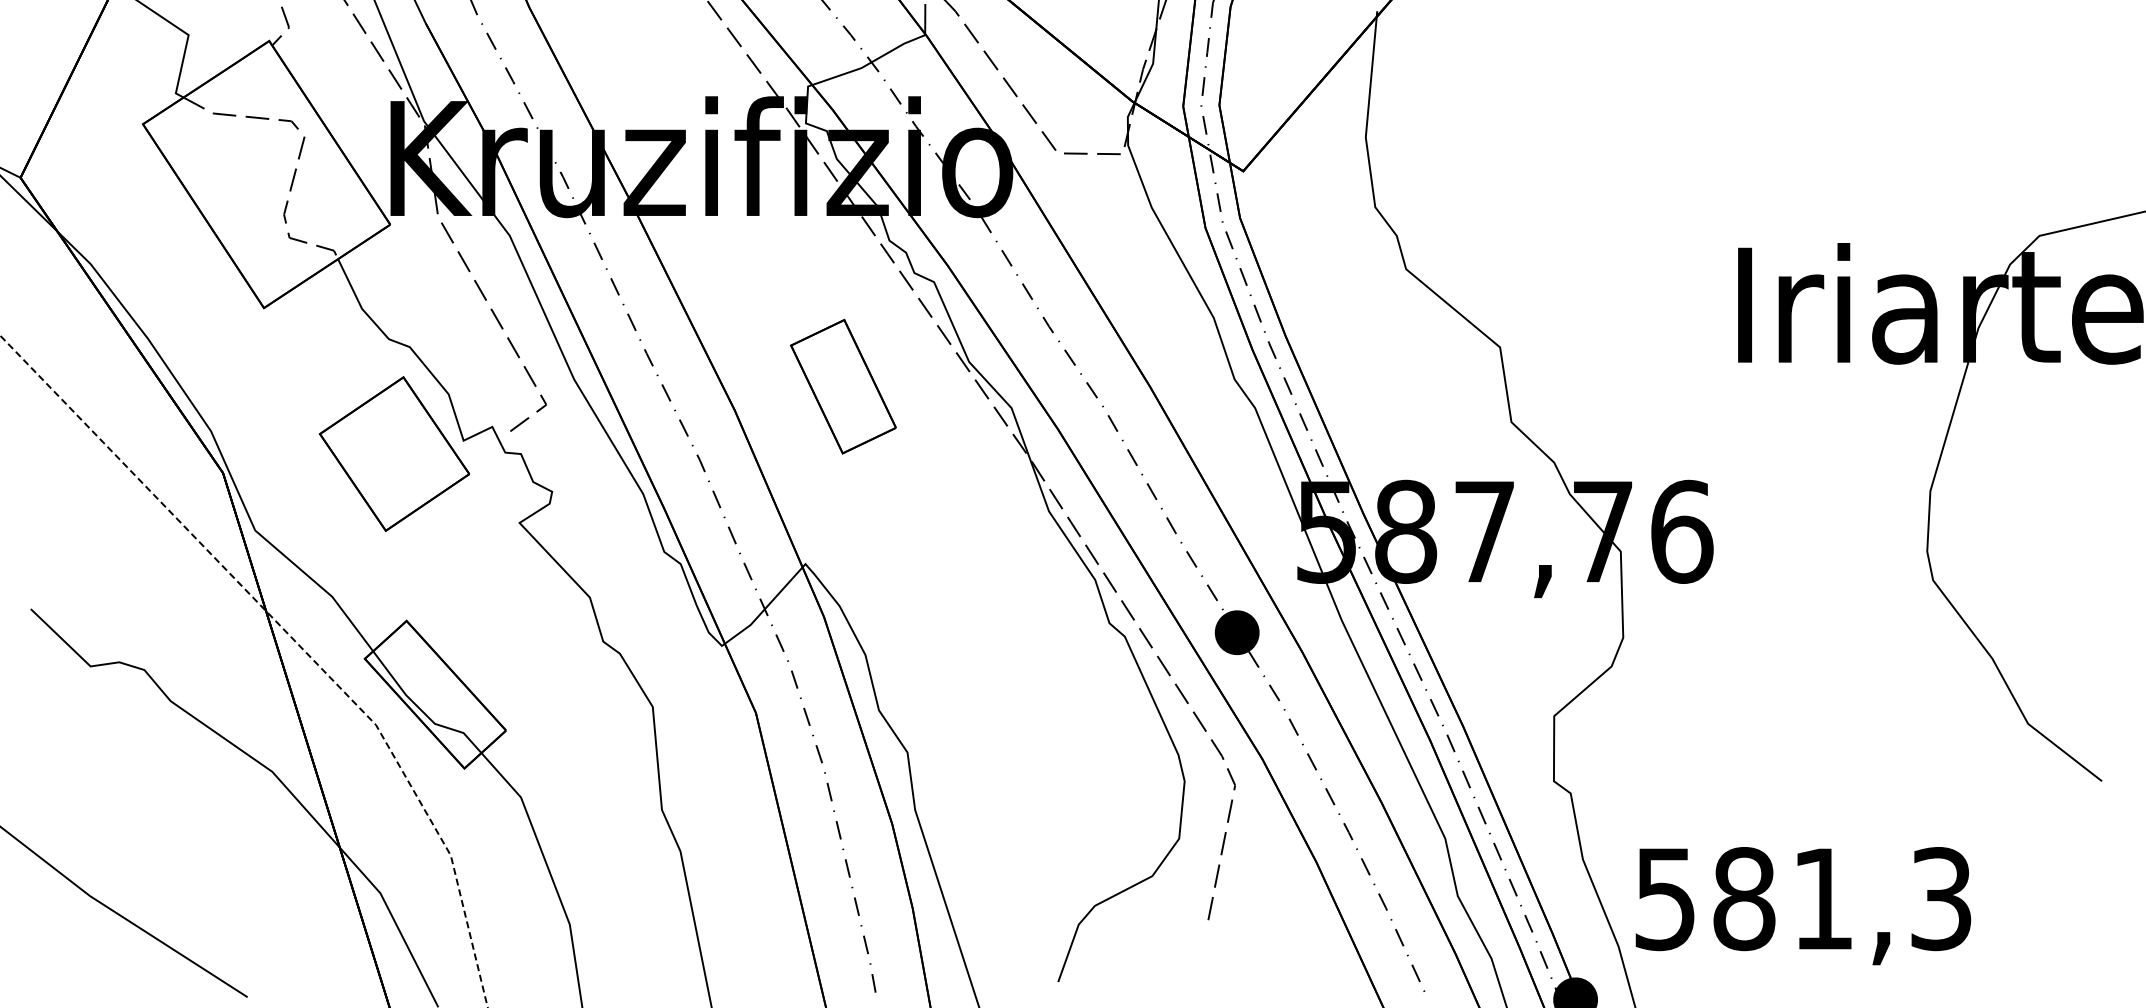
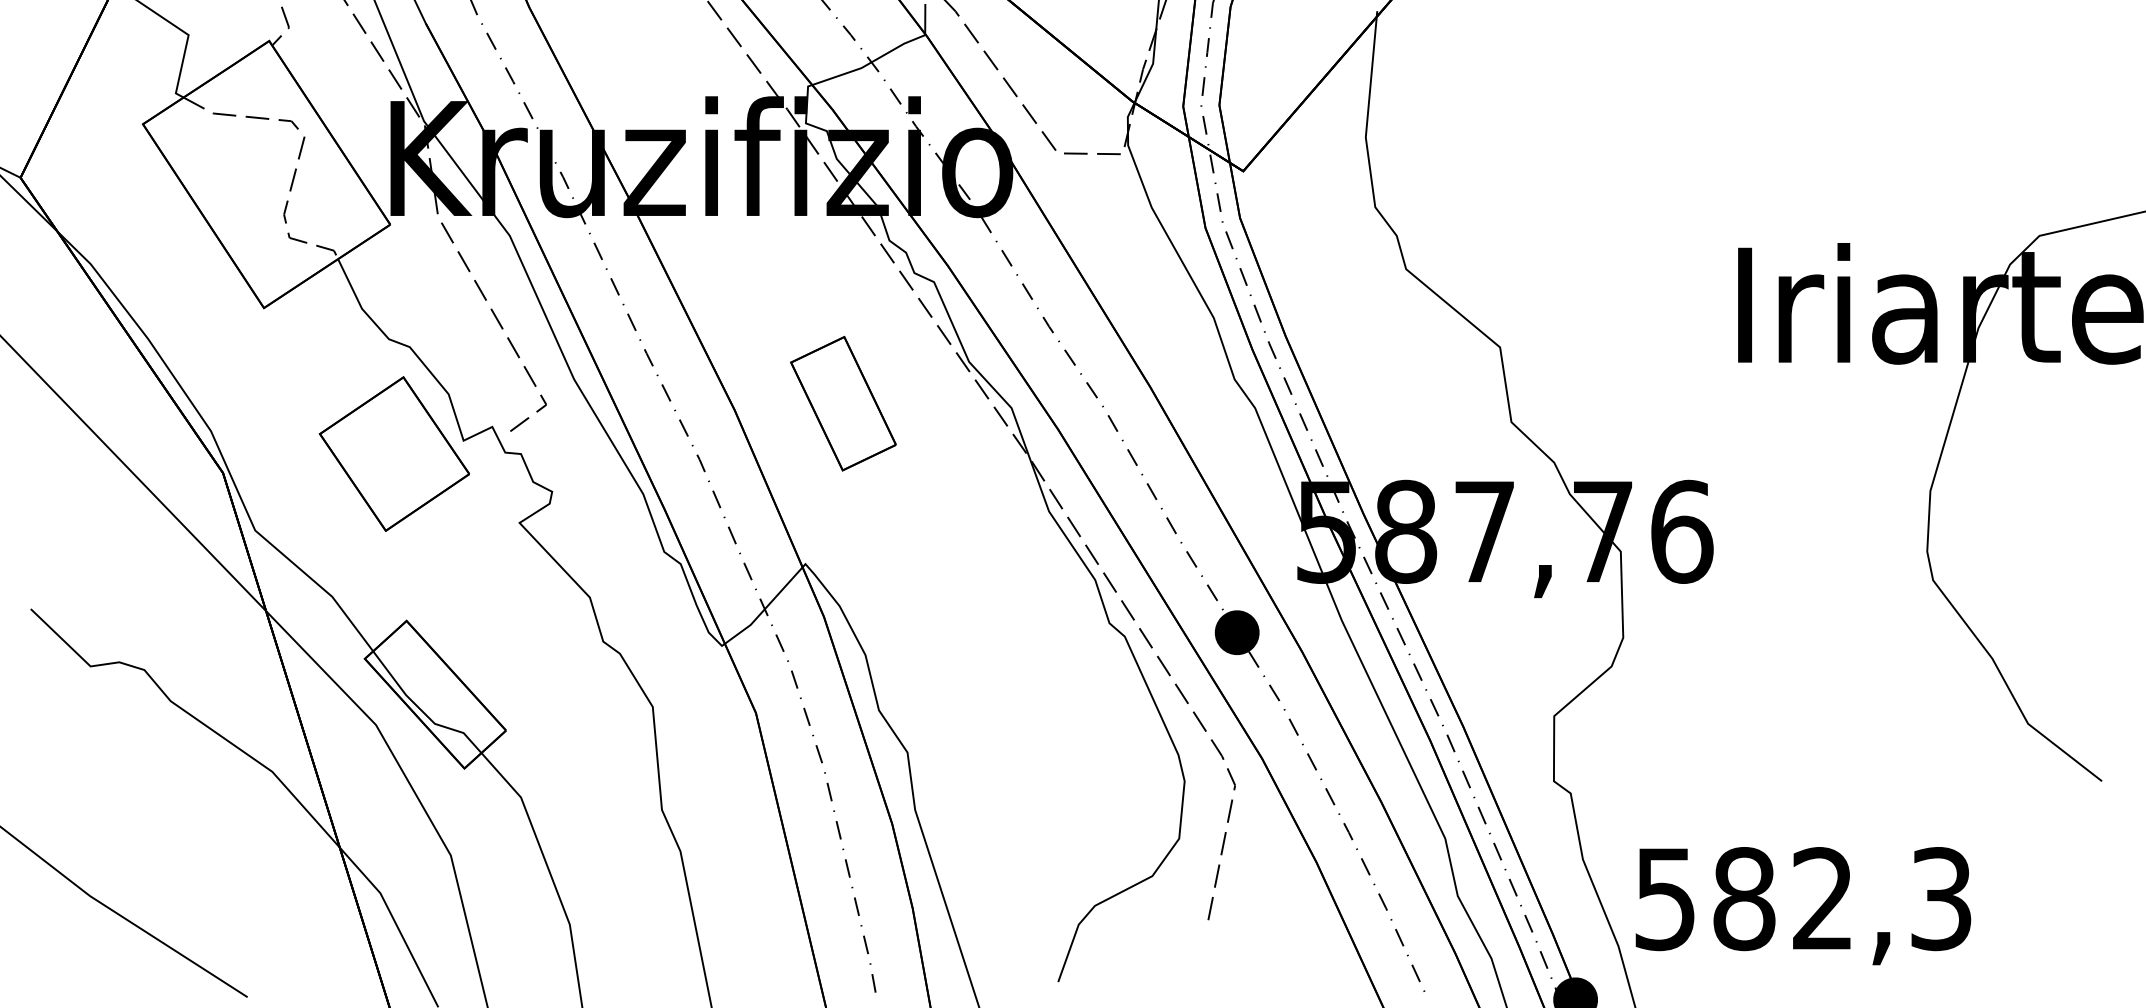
part position: (843, 386) -> (843, 403) (843, 403)
line: dashed -> solid (296, 642)
text: 581,3 -> 582,3 (1822, 898)
